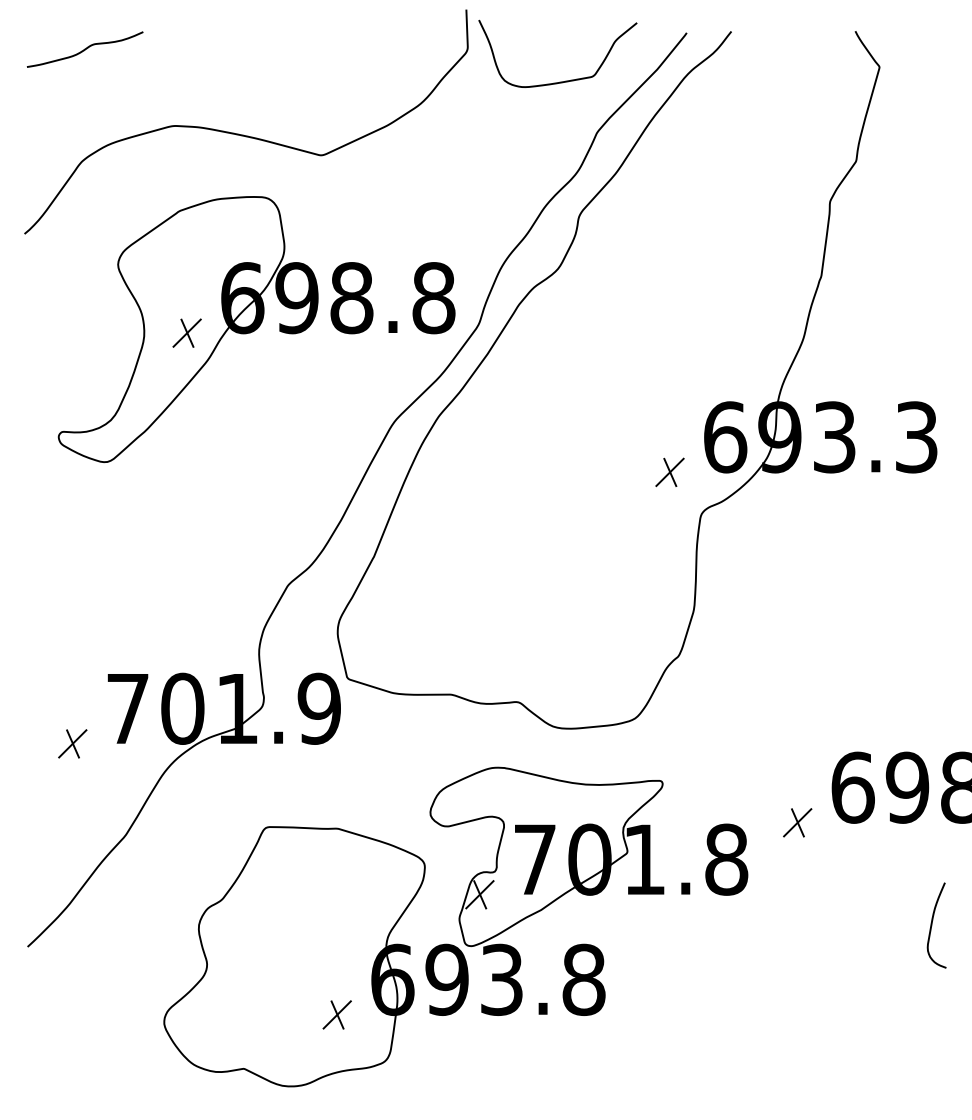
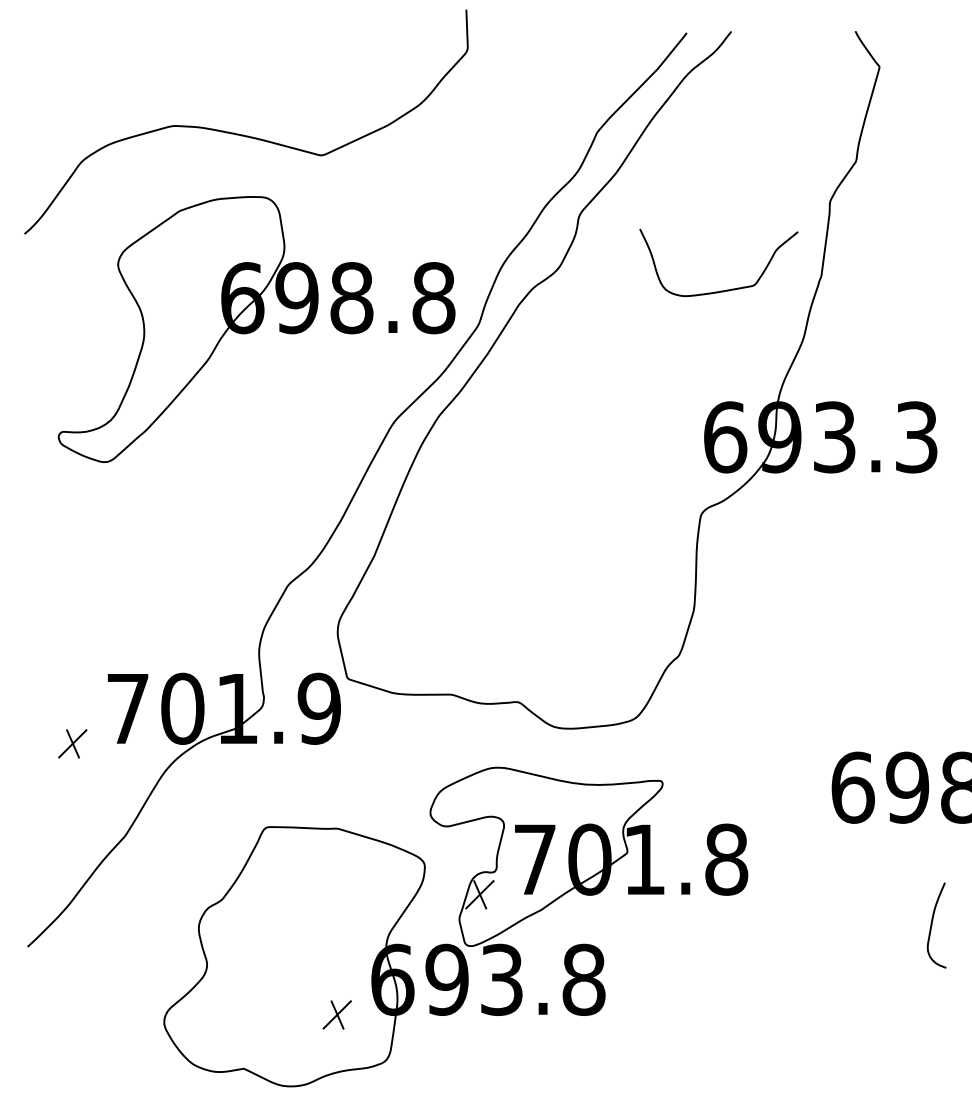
curve: present -> none (85, 49)
curve position: (559, 81) -> (720, 290) (720, 290)
part: present -> none (186, 332)
part: present -> none (669, 472)
part: present -> none (797, 822)
